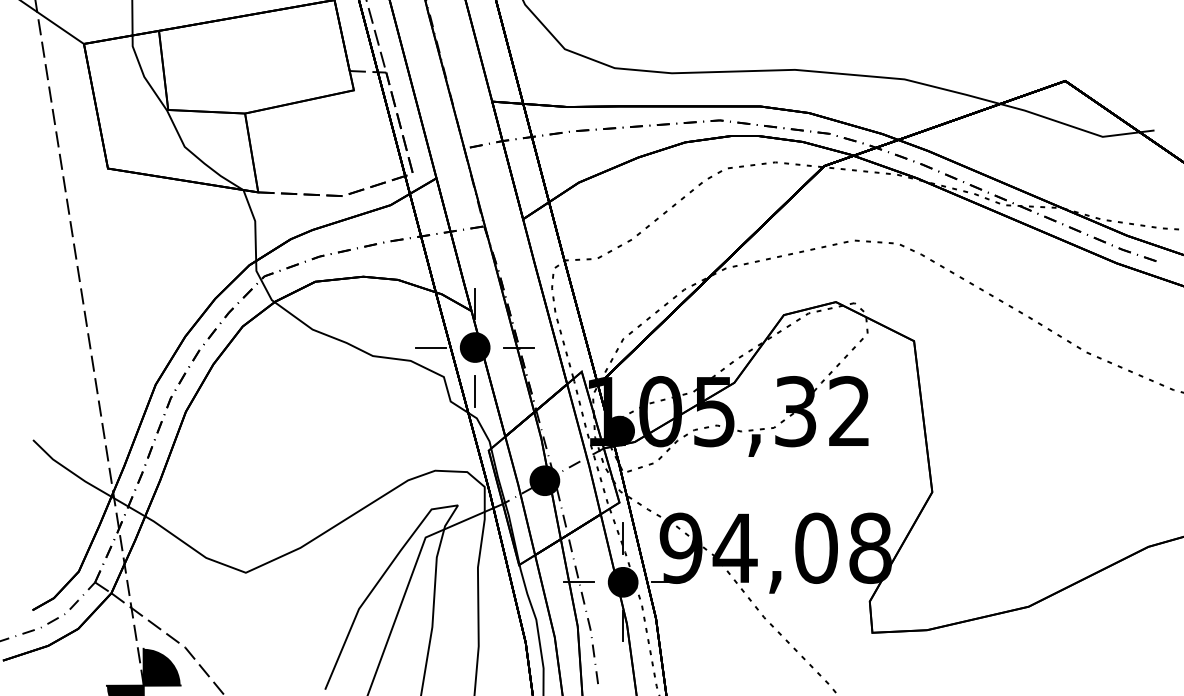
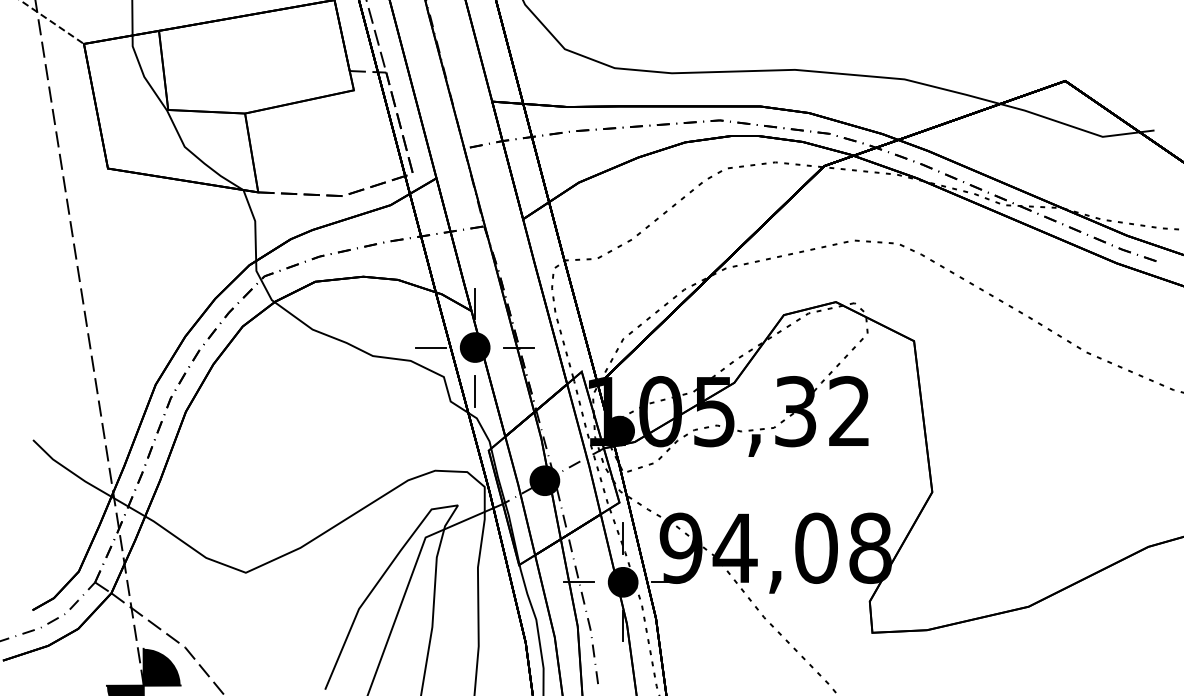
line: solid -> dashed (51, 22)
